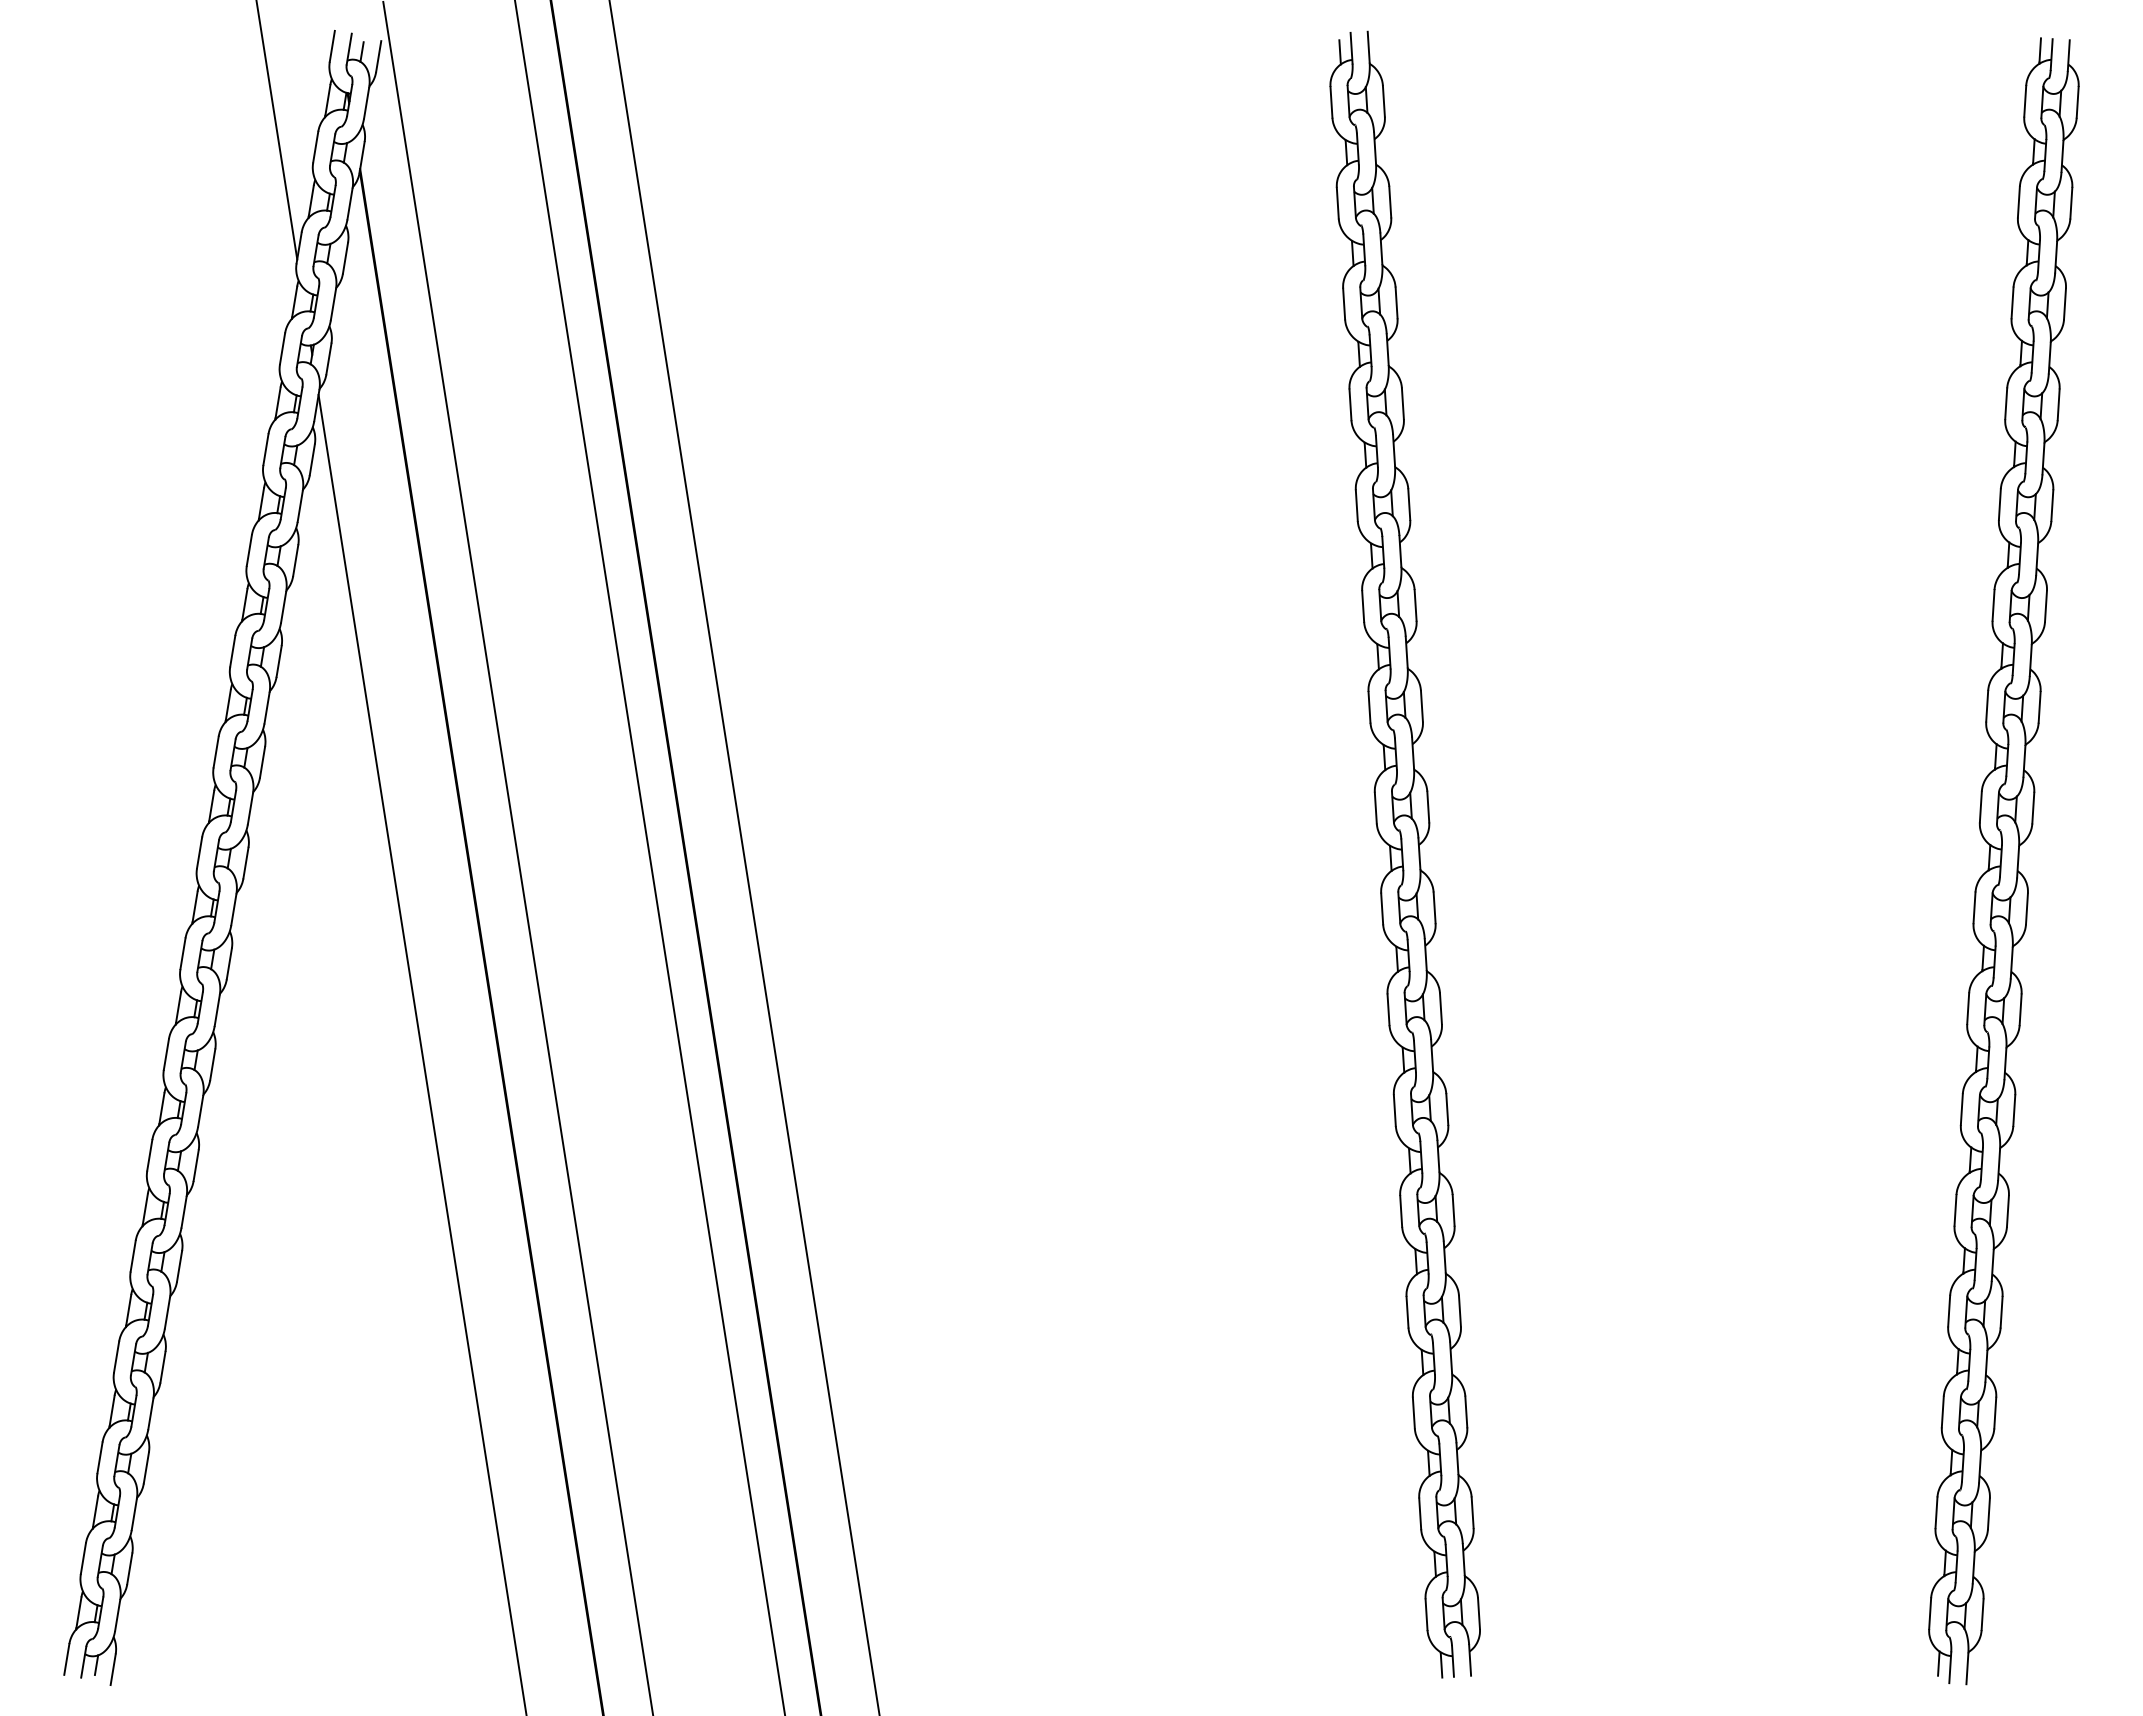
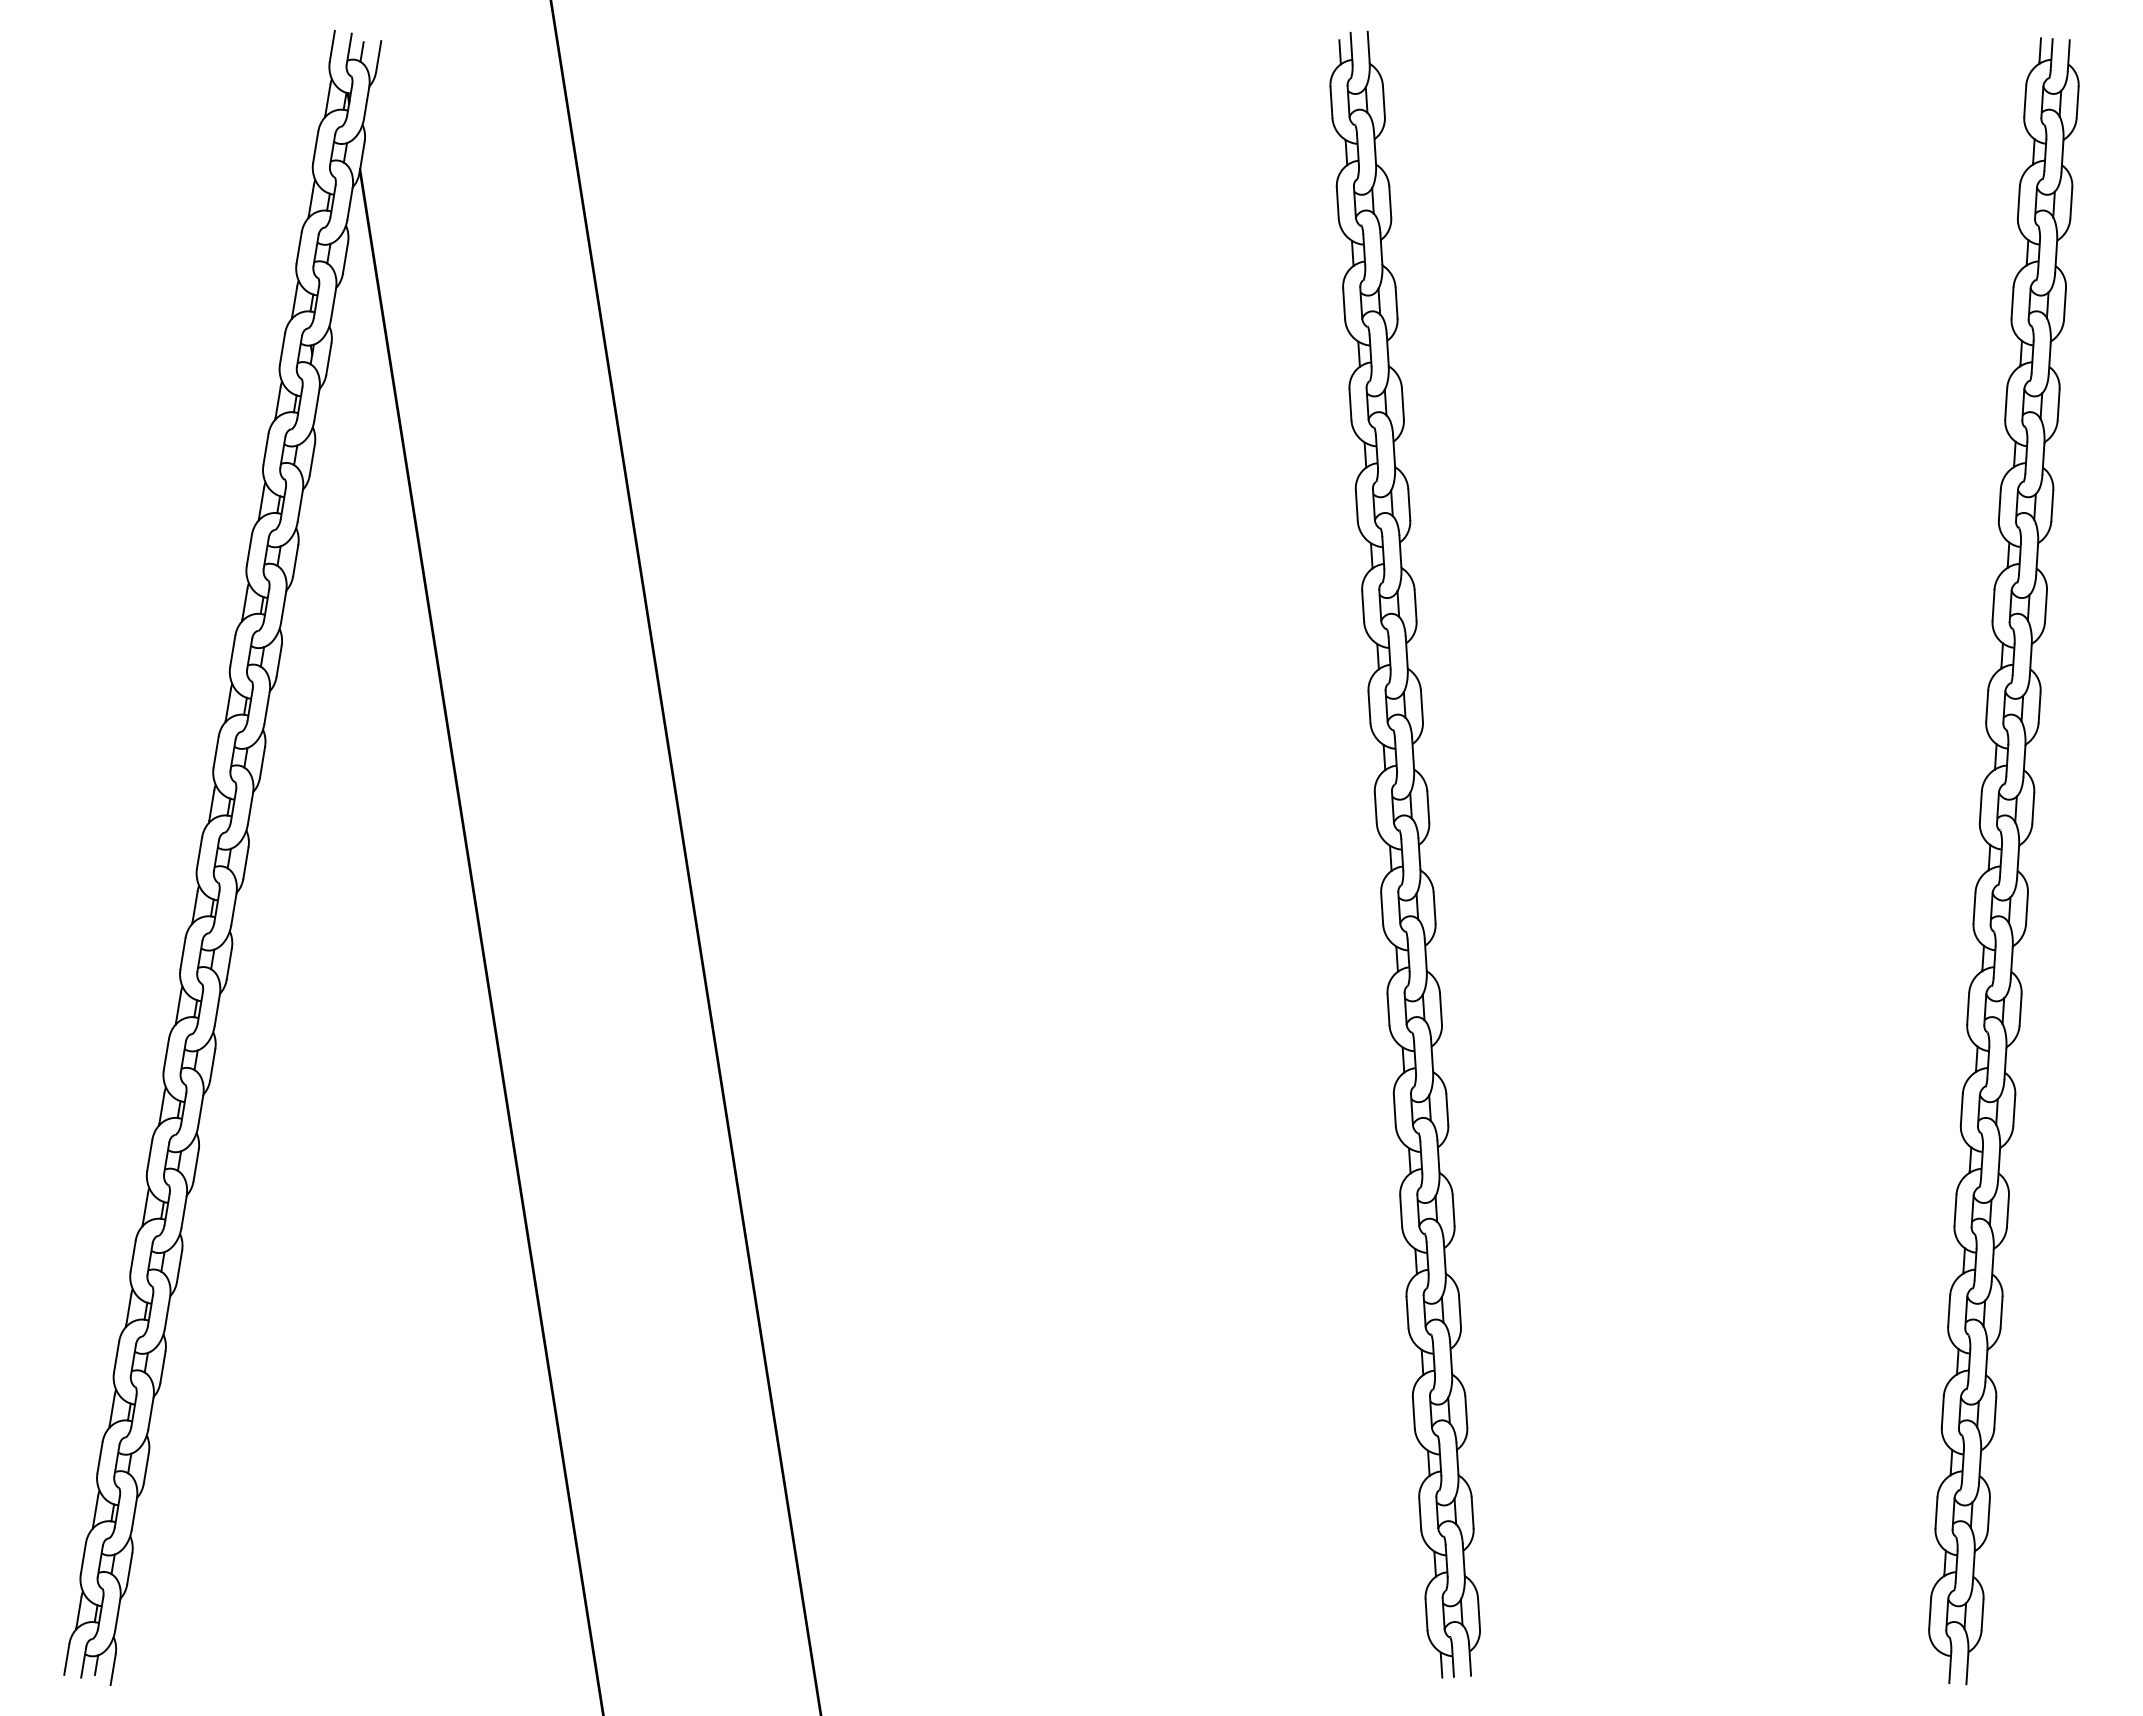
line: present -> none (276, 130)
line: present -> none (517, 857)
line: present -> none (649, 857)
line: present -> none (744, 857)
line: present -> none (422, 1053)
line: present -> none (1938, 1663)
